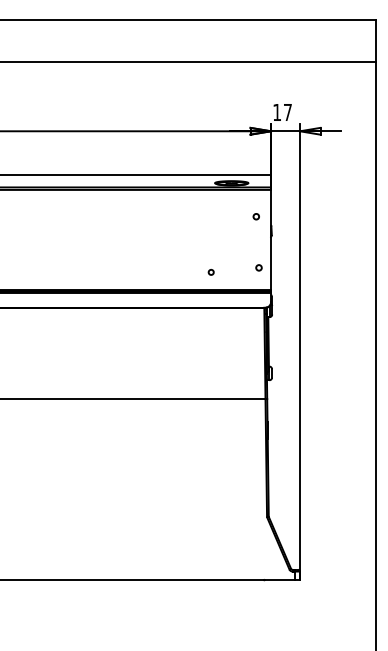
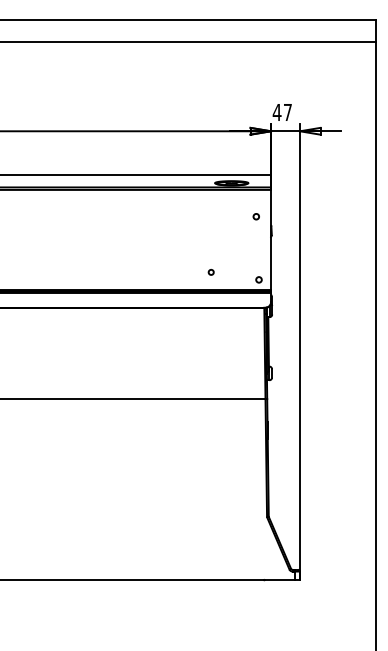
line position: (189, 61) -> (189, 41) (189, 41)
text: 17 -> 47 (276, 112)
circle position: (258, 267) -> (258, 279) (258, 279)
